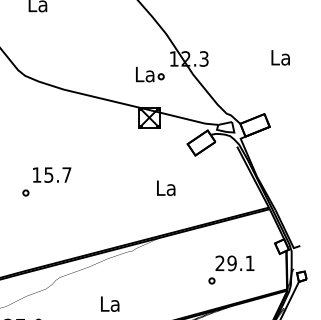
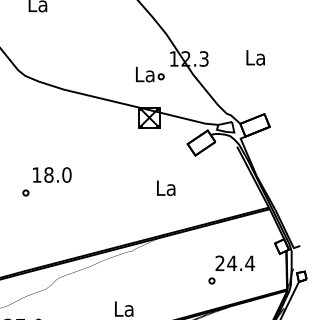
text position: (280, 57) -> (255, 57) (255, 57)
text: 15.7 -> 18.0 (57, 174)
text: 29.1 -> 24.4 (241, 263)
text position: (110, 303) -> (124, 308) (124, 308)
